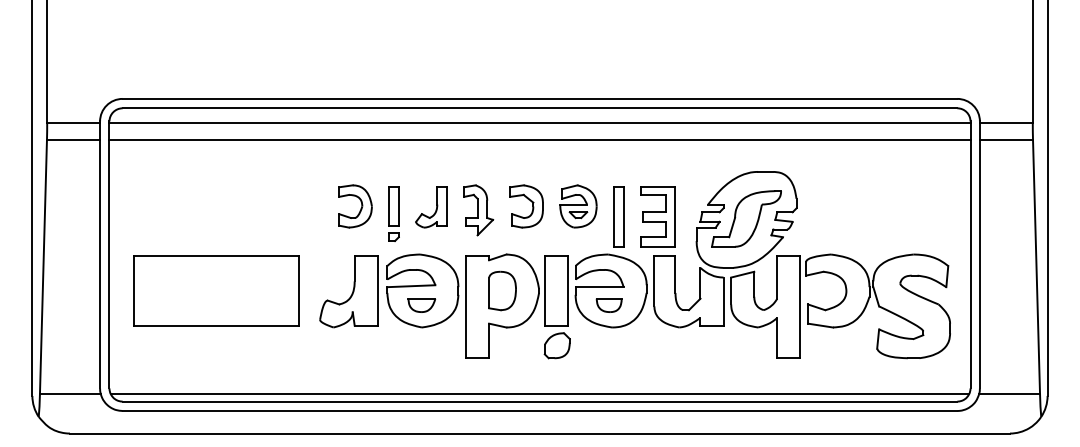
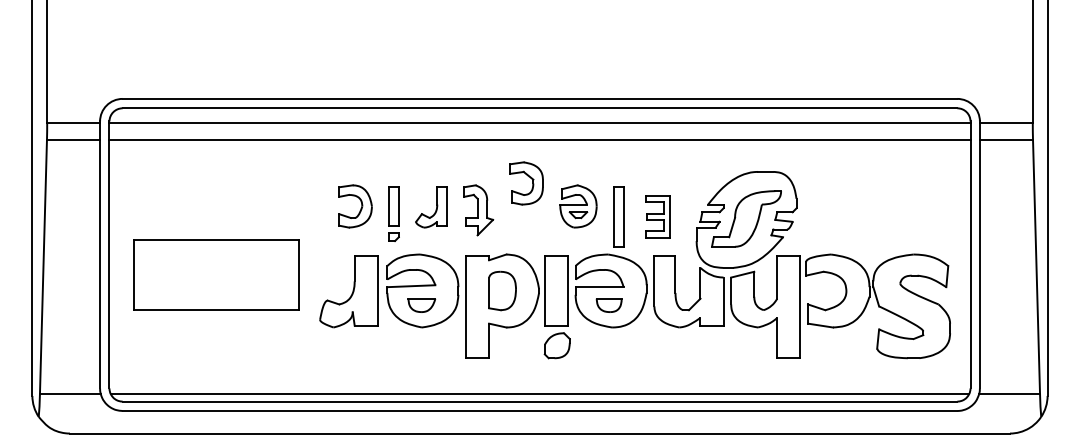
part position: (526, 206) -> (526, 183) (526, 183)
part size: 36x62 px -> 26x44 px (657, 216)
part position: (216, 290) -> (216, 274) (216, 274)
